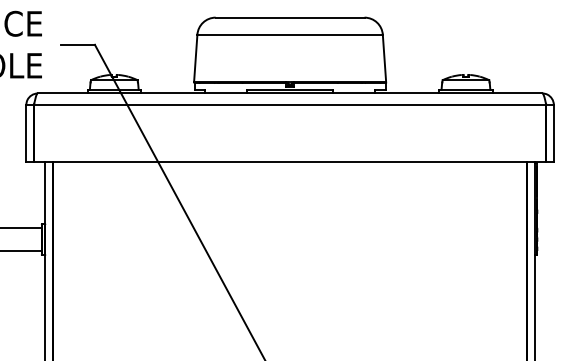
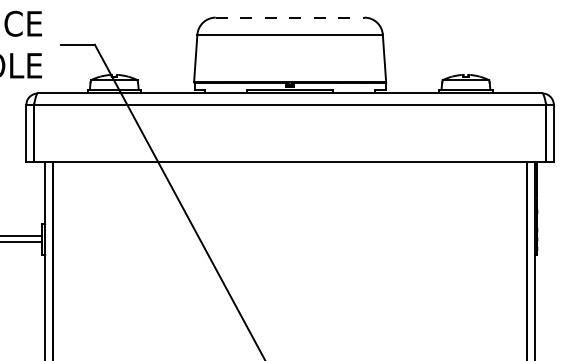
line: solid -> dashed (290, 17)
line position: (21, 228) -> (21, 236) (21, 236)
line position: (21, 251) -> (21, 242) (21, 242)
